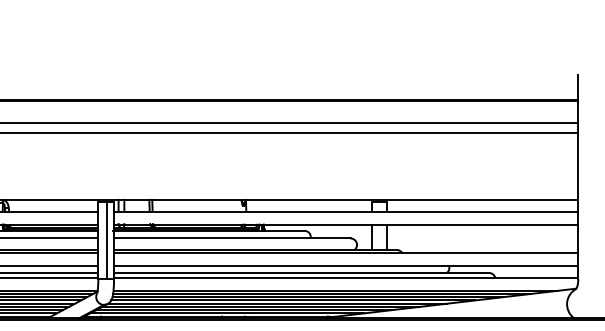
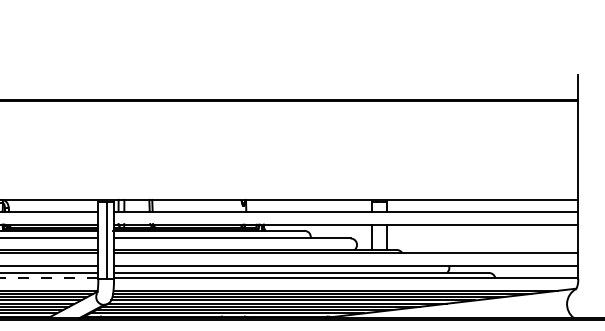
line: present -> none (290, 123)
line: present -> none (290, 132)
line: solid -> dashed (49, 277)
